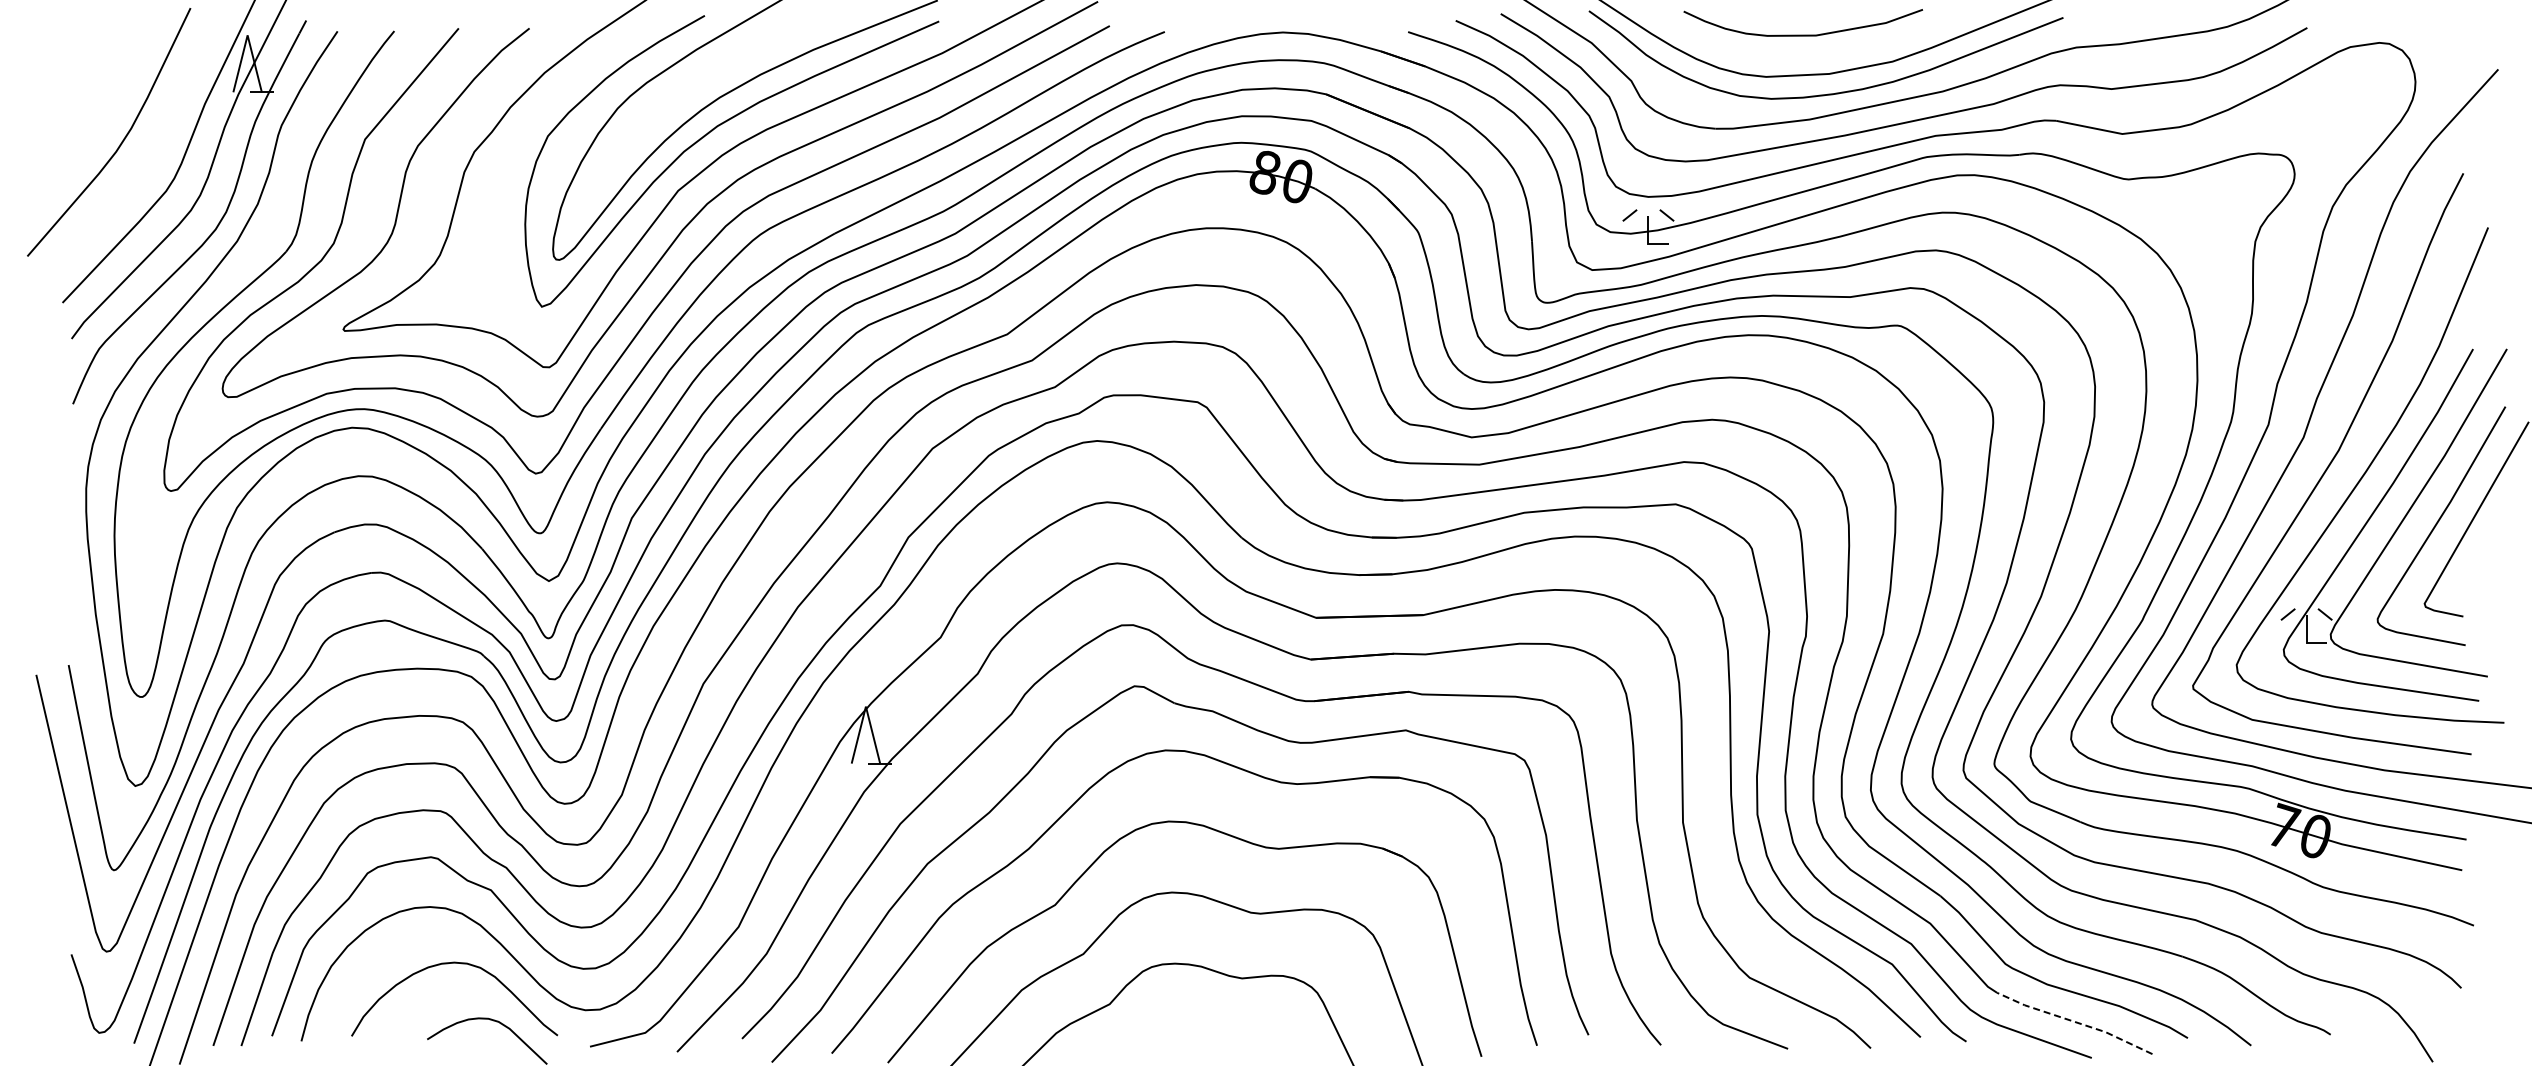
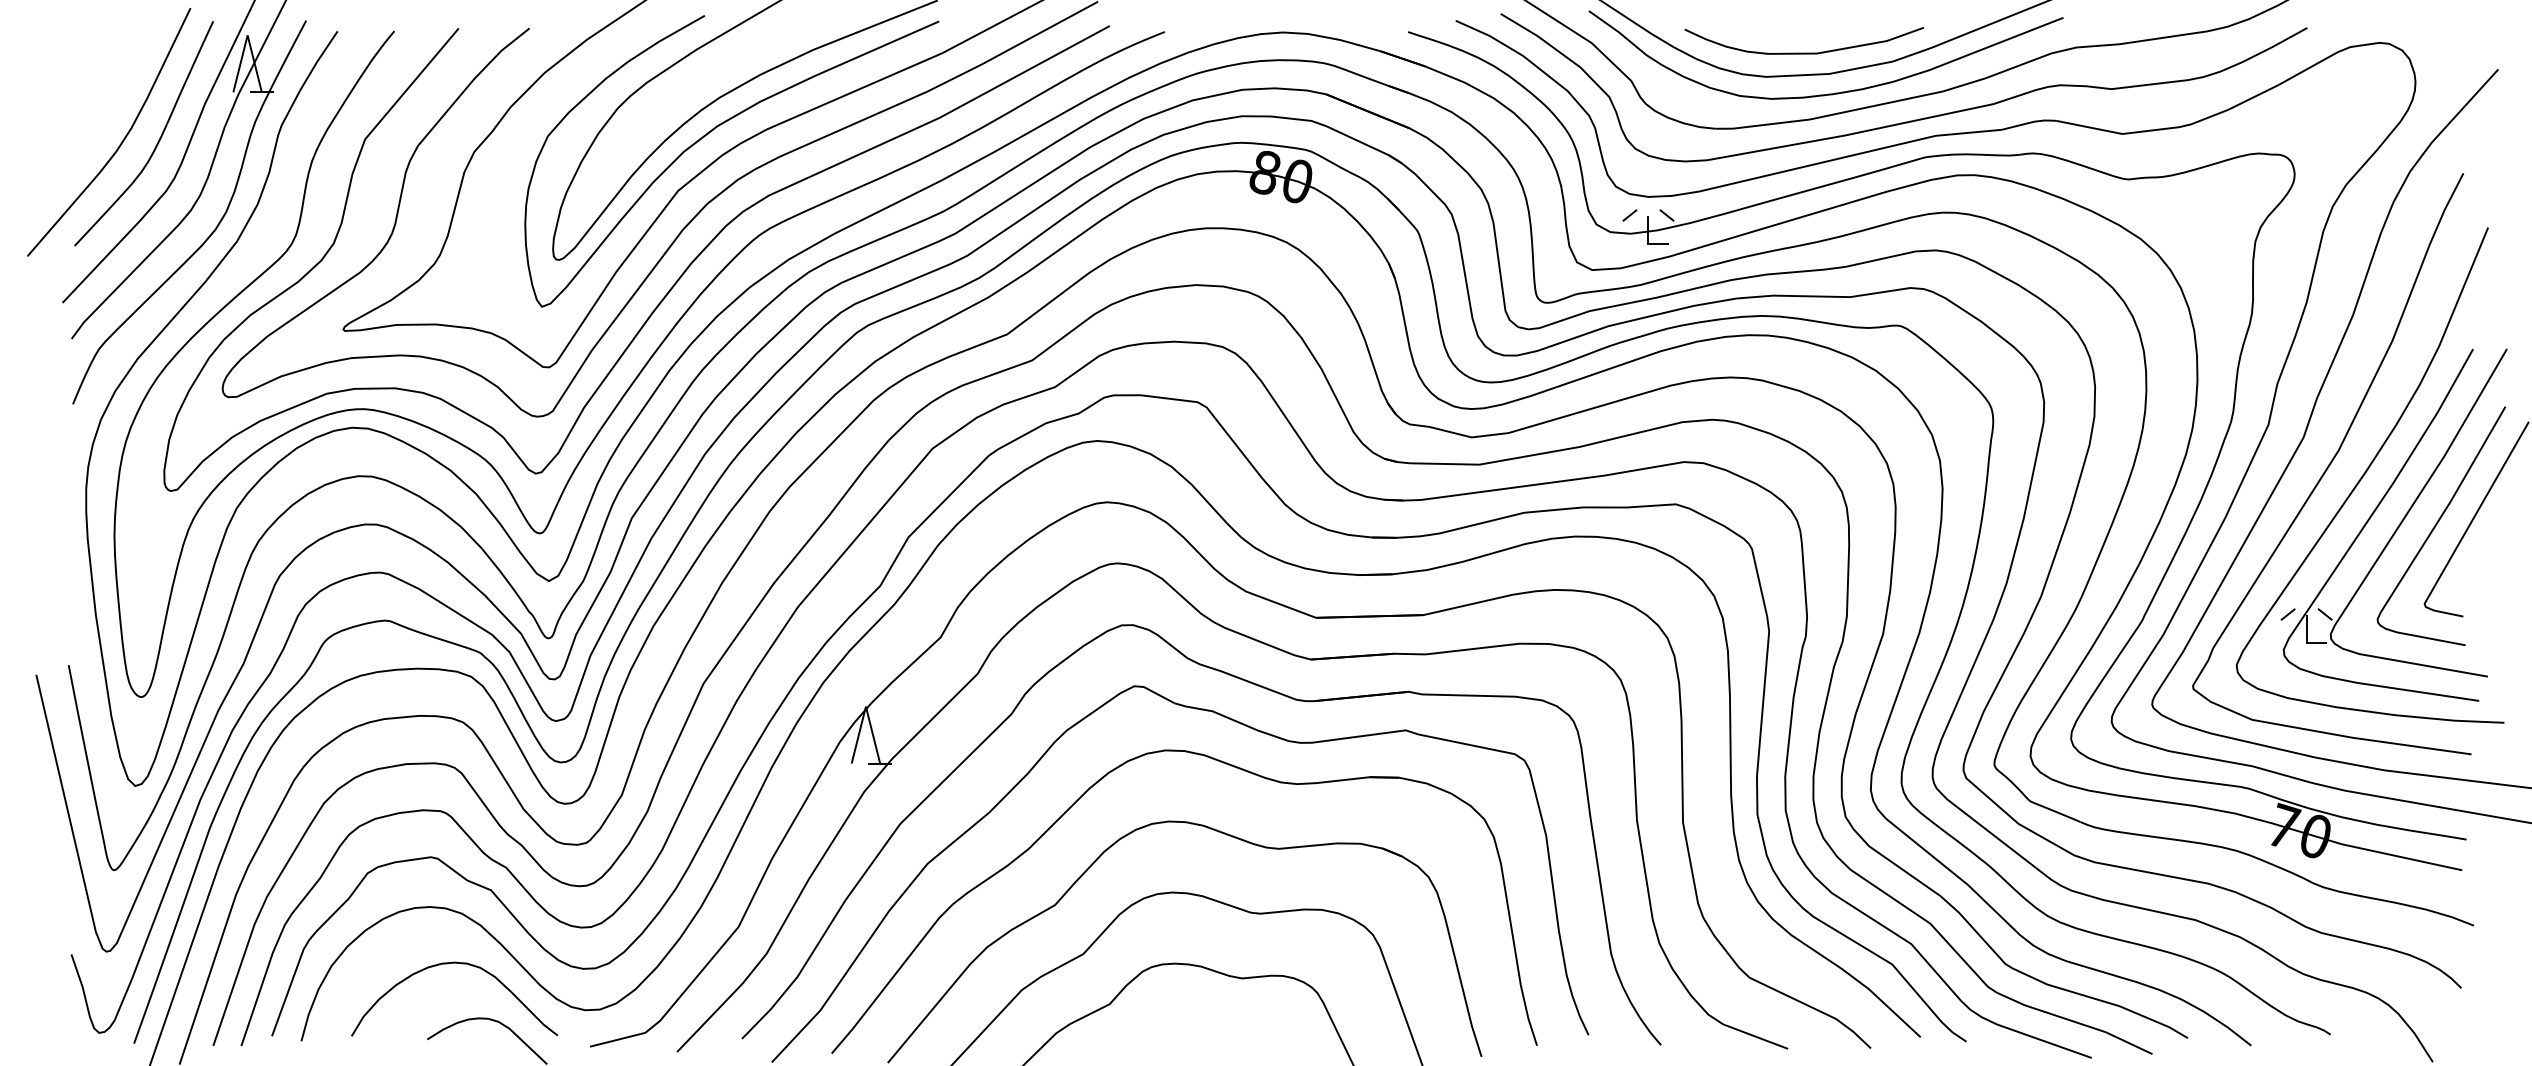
curve position: (1803, 34) -> (1804, 52) (1804, 52)
part: none -> present (157, 141)
line: dashed -> solid (2074, 1021)
